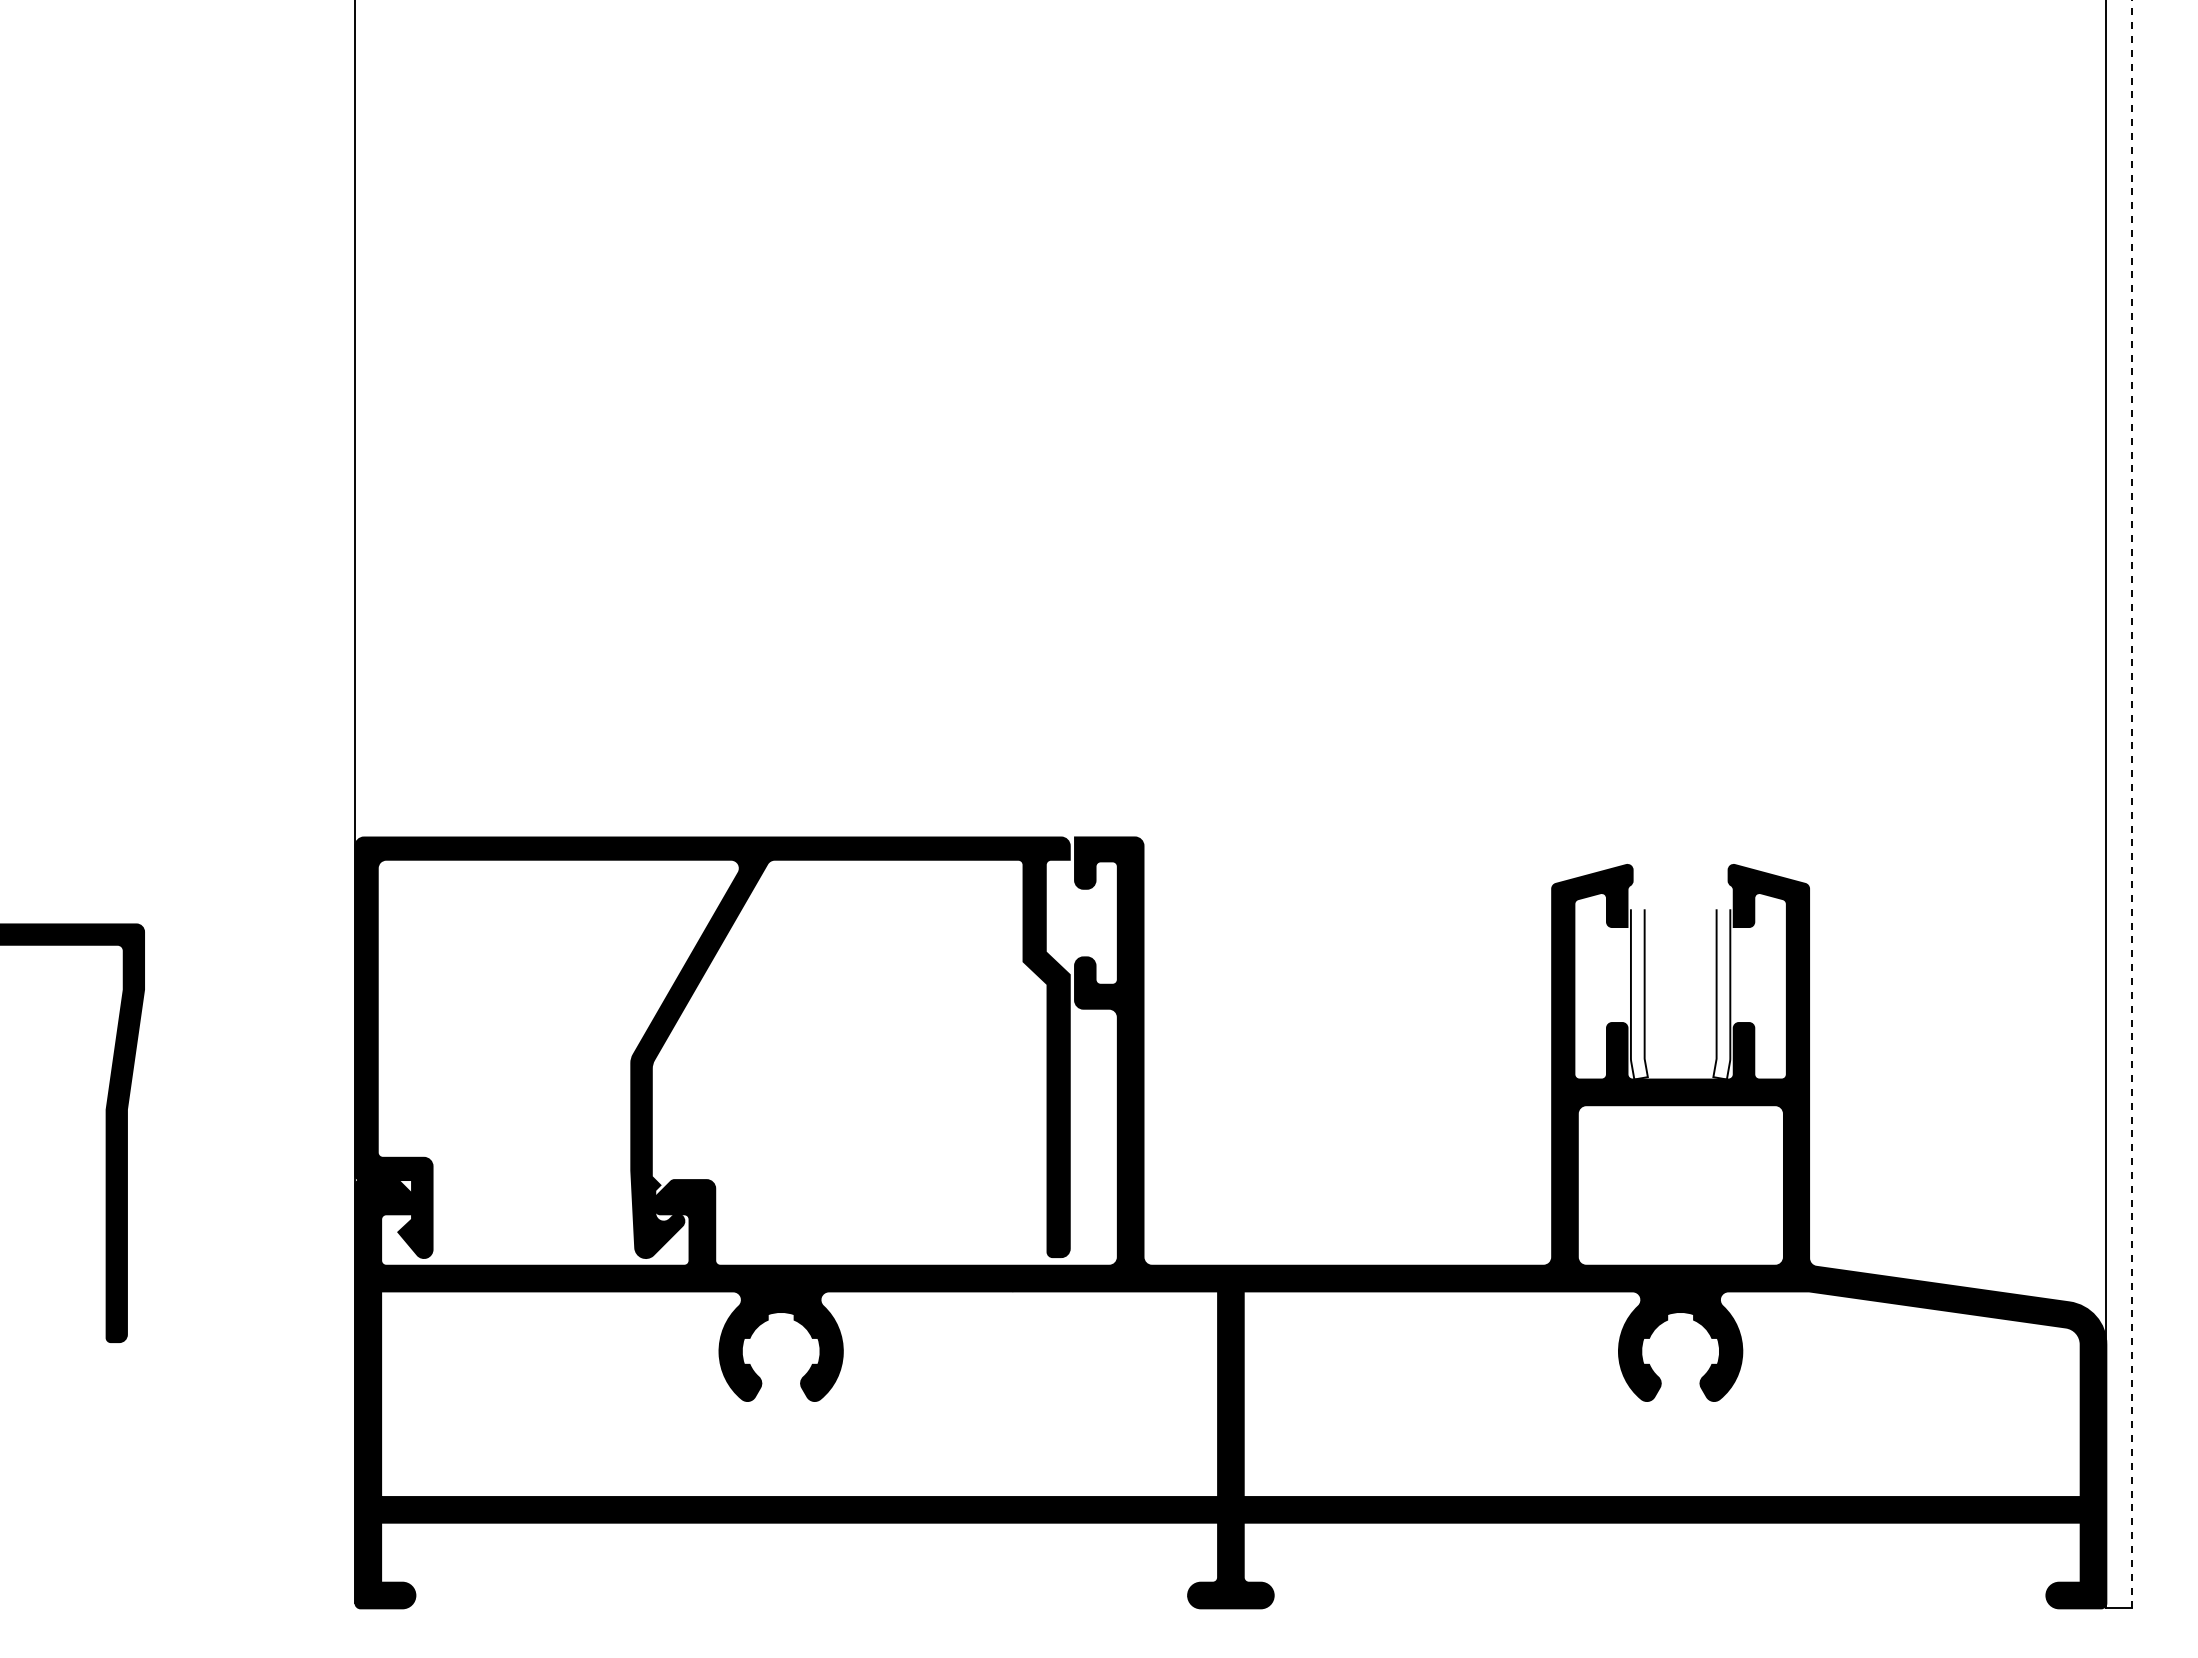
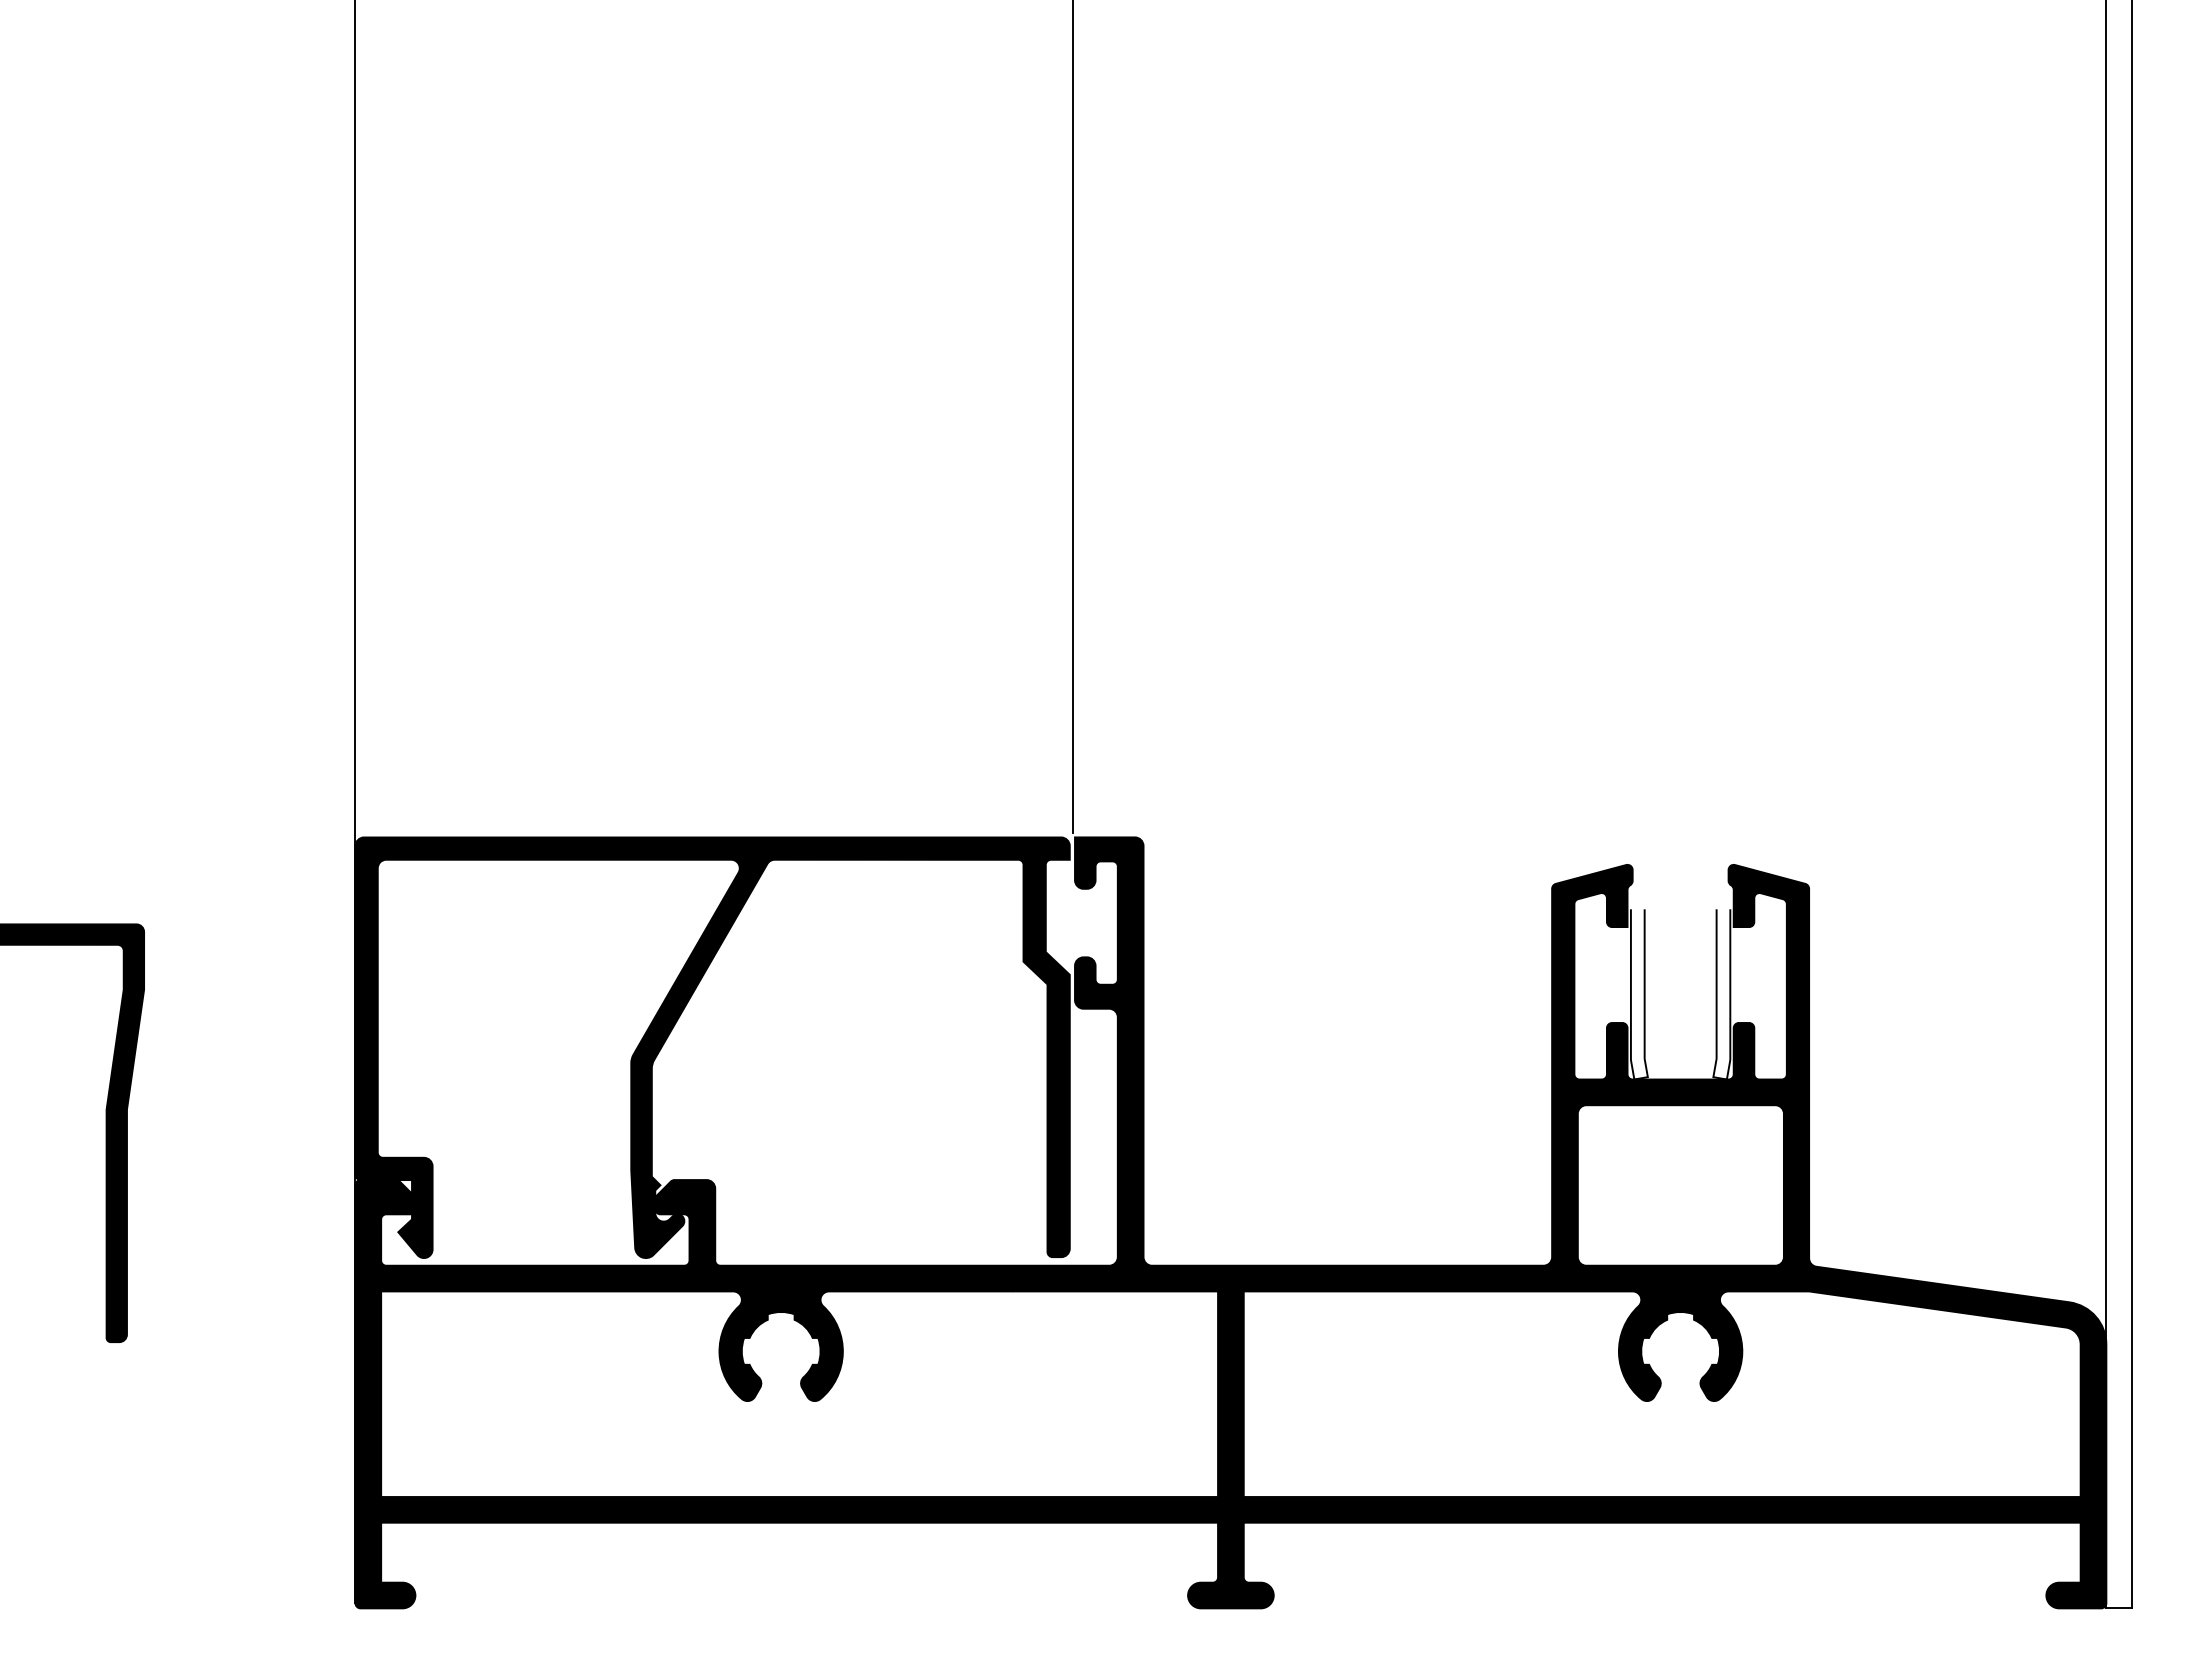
line: none -> present (1073, 417)
line: dashed -> solid (2132, 804)
